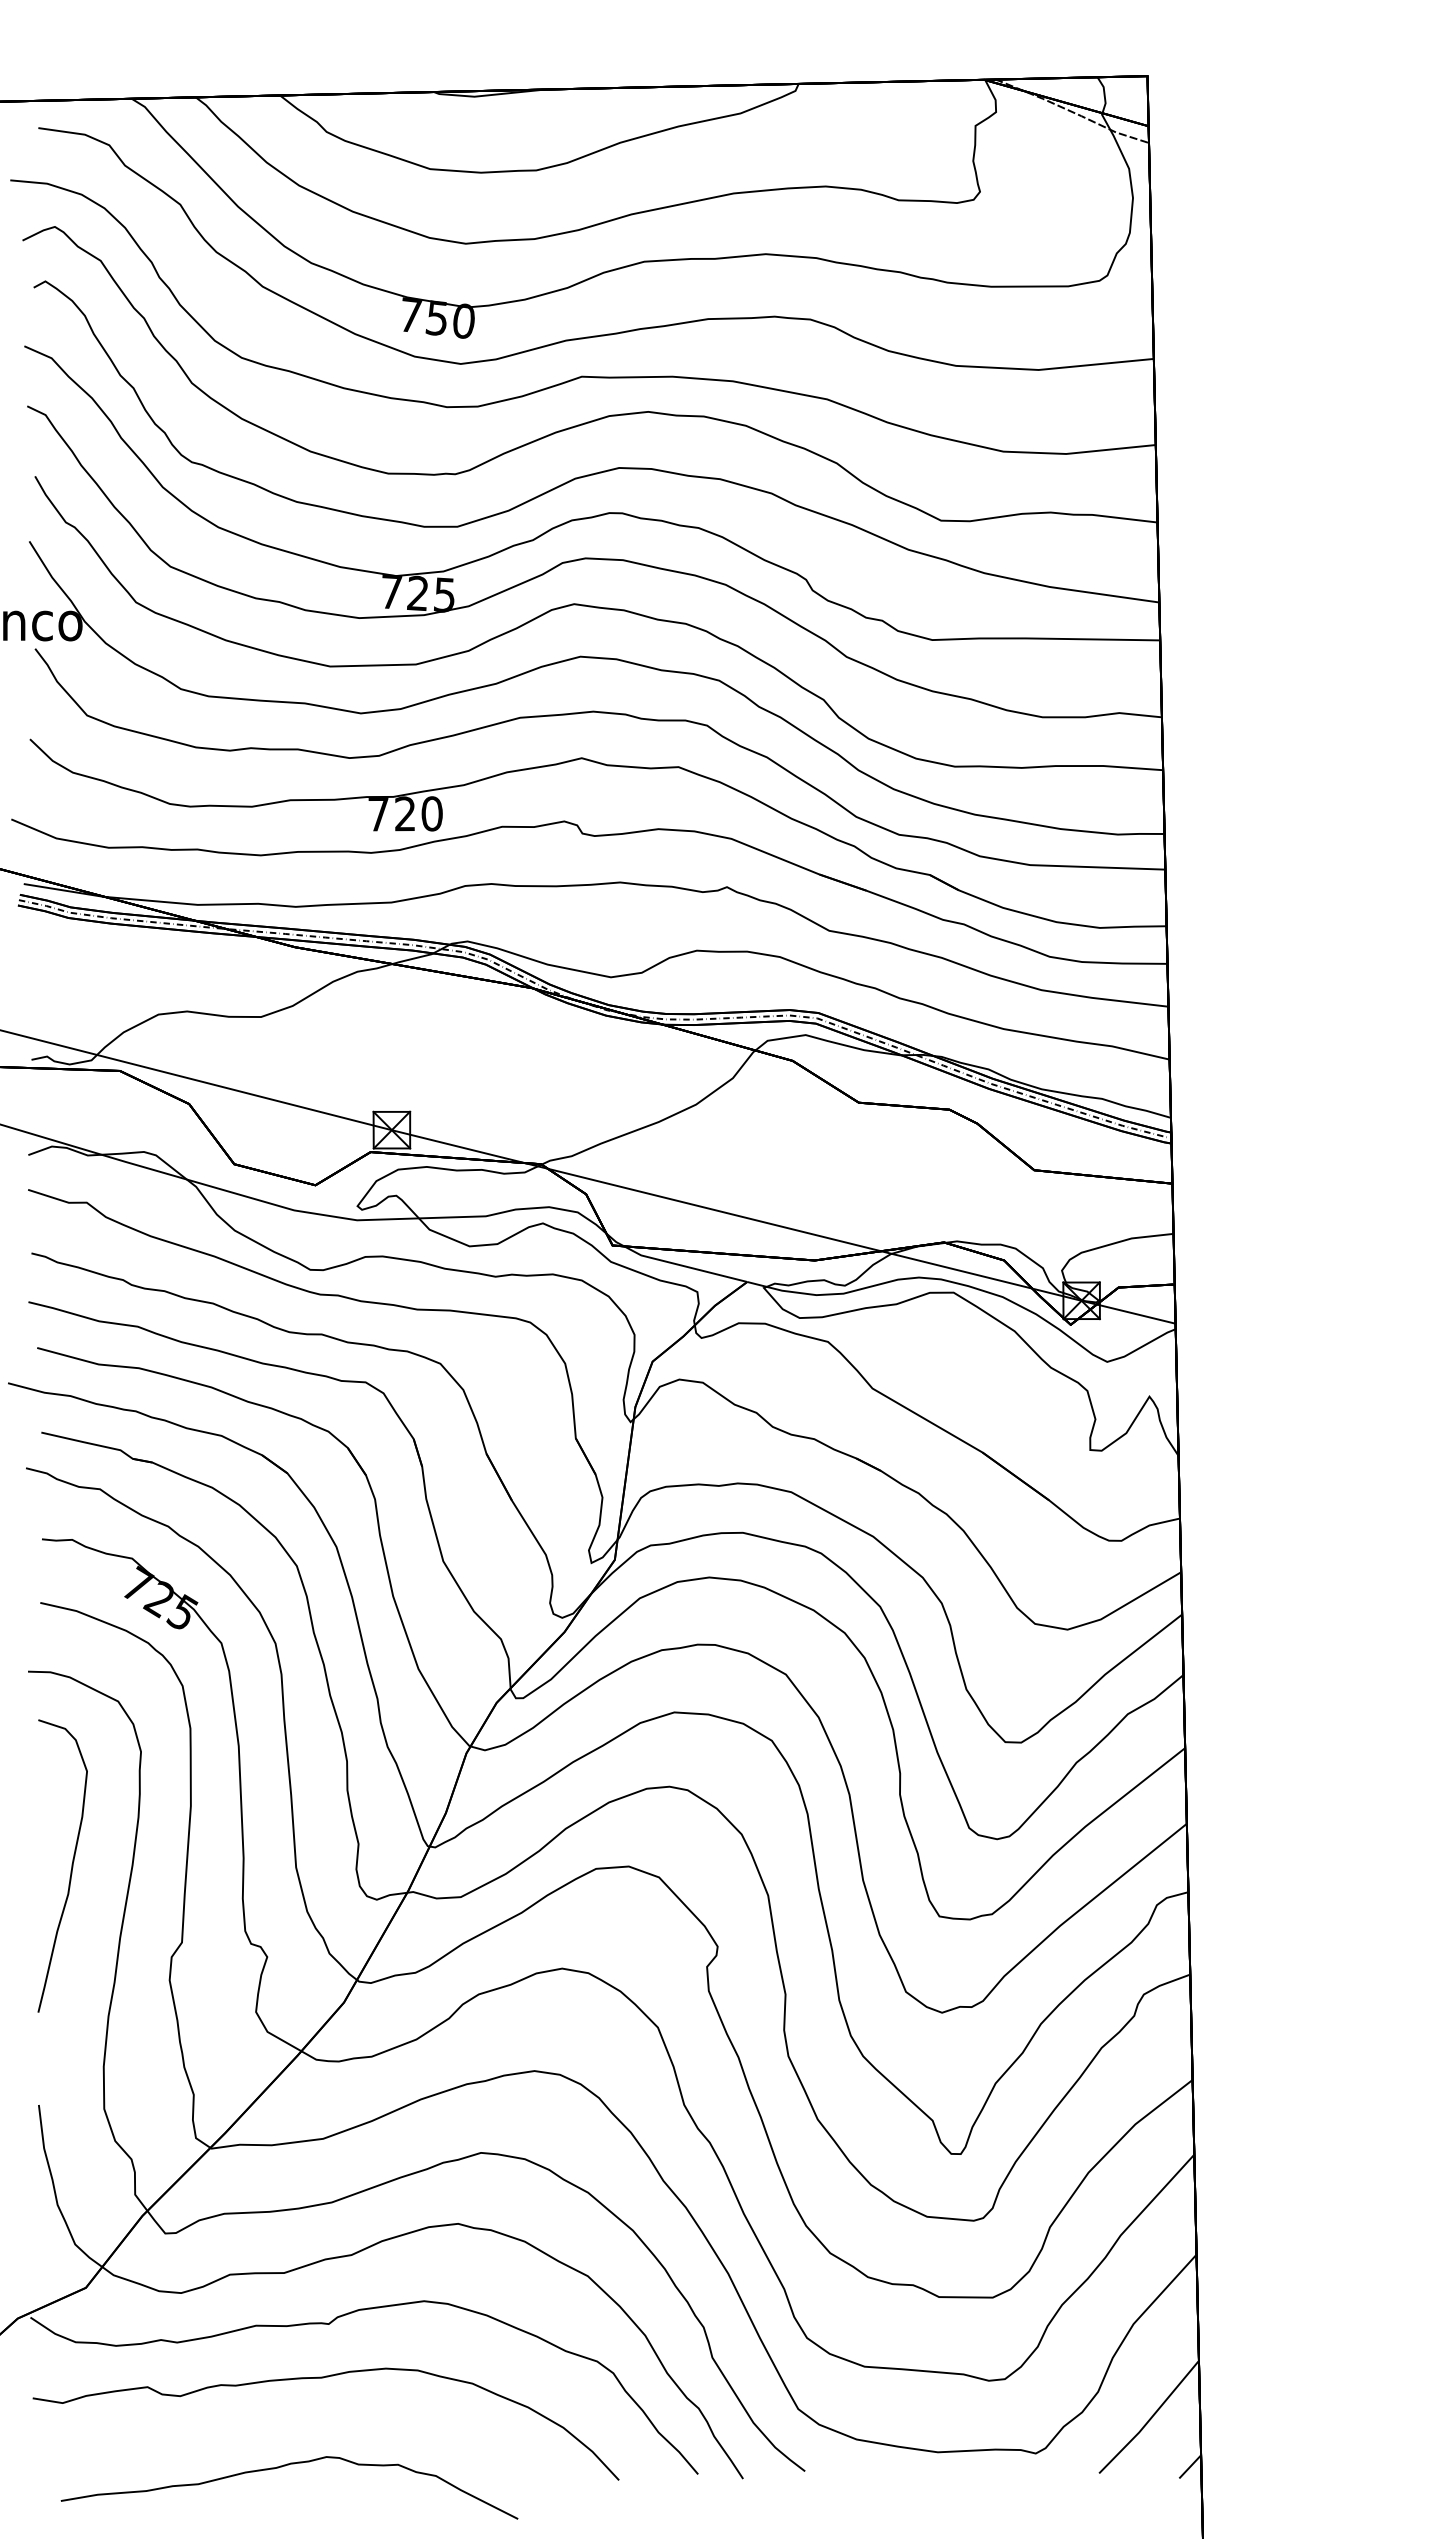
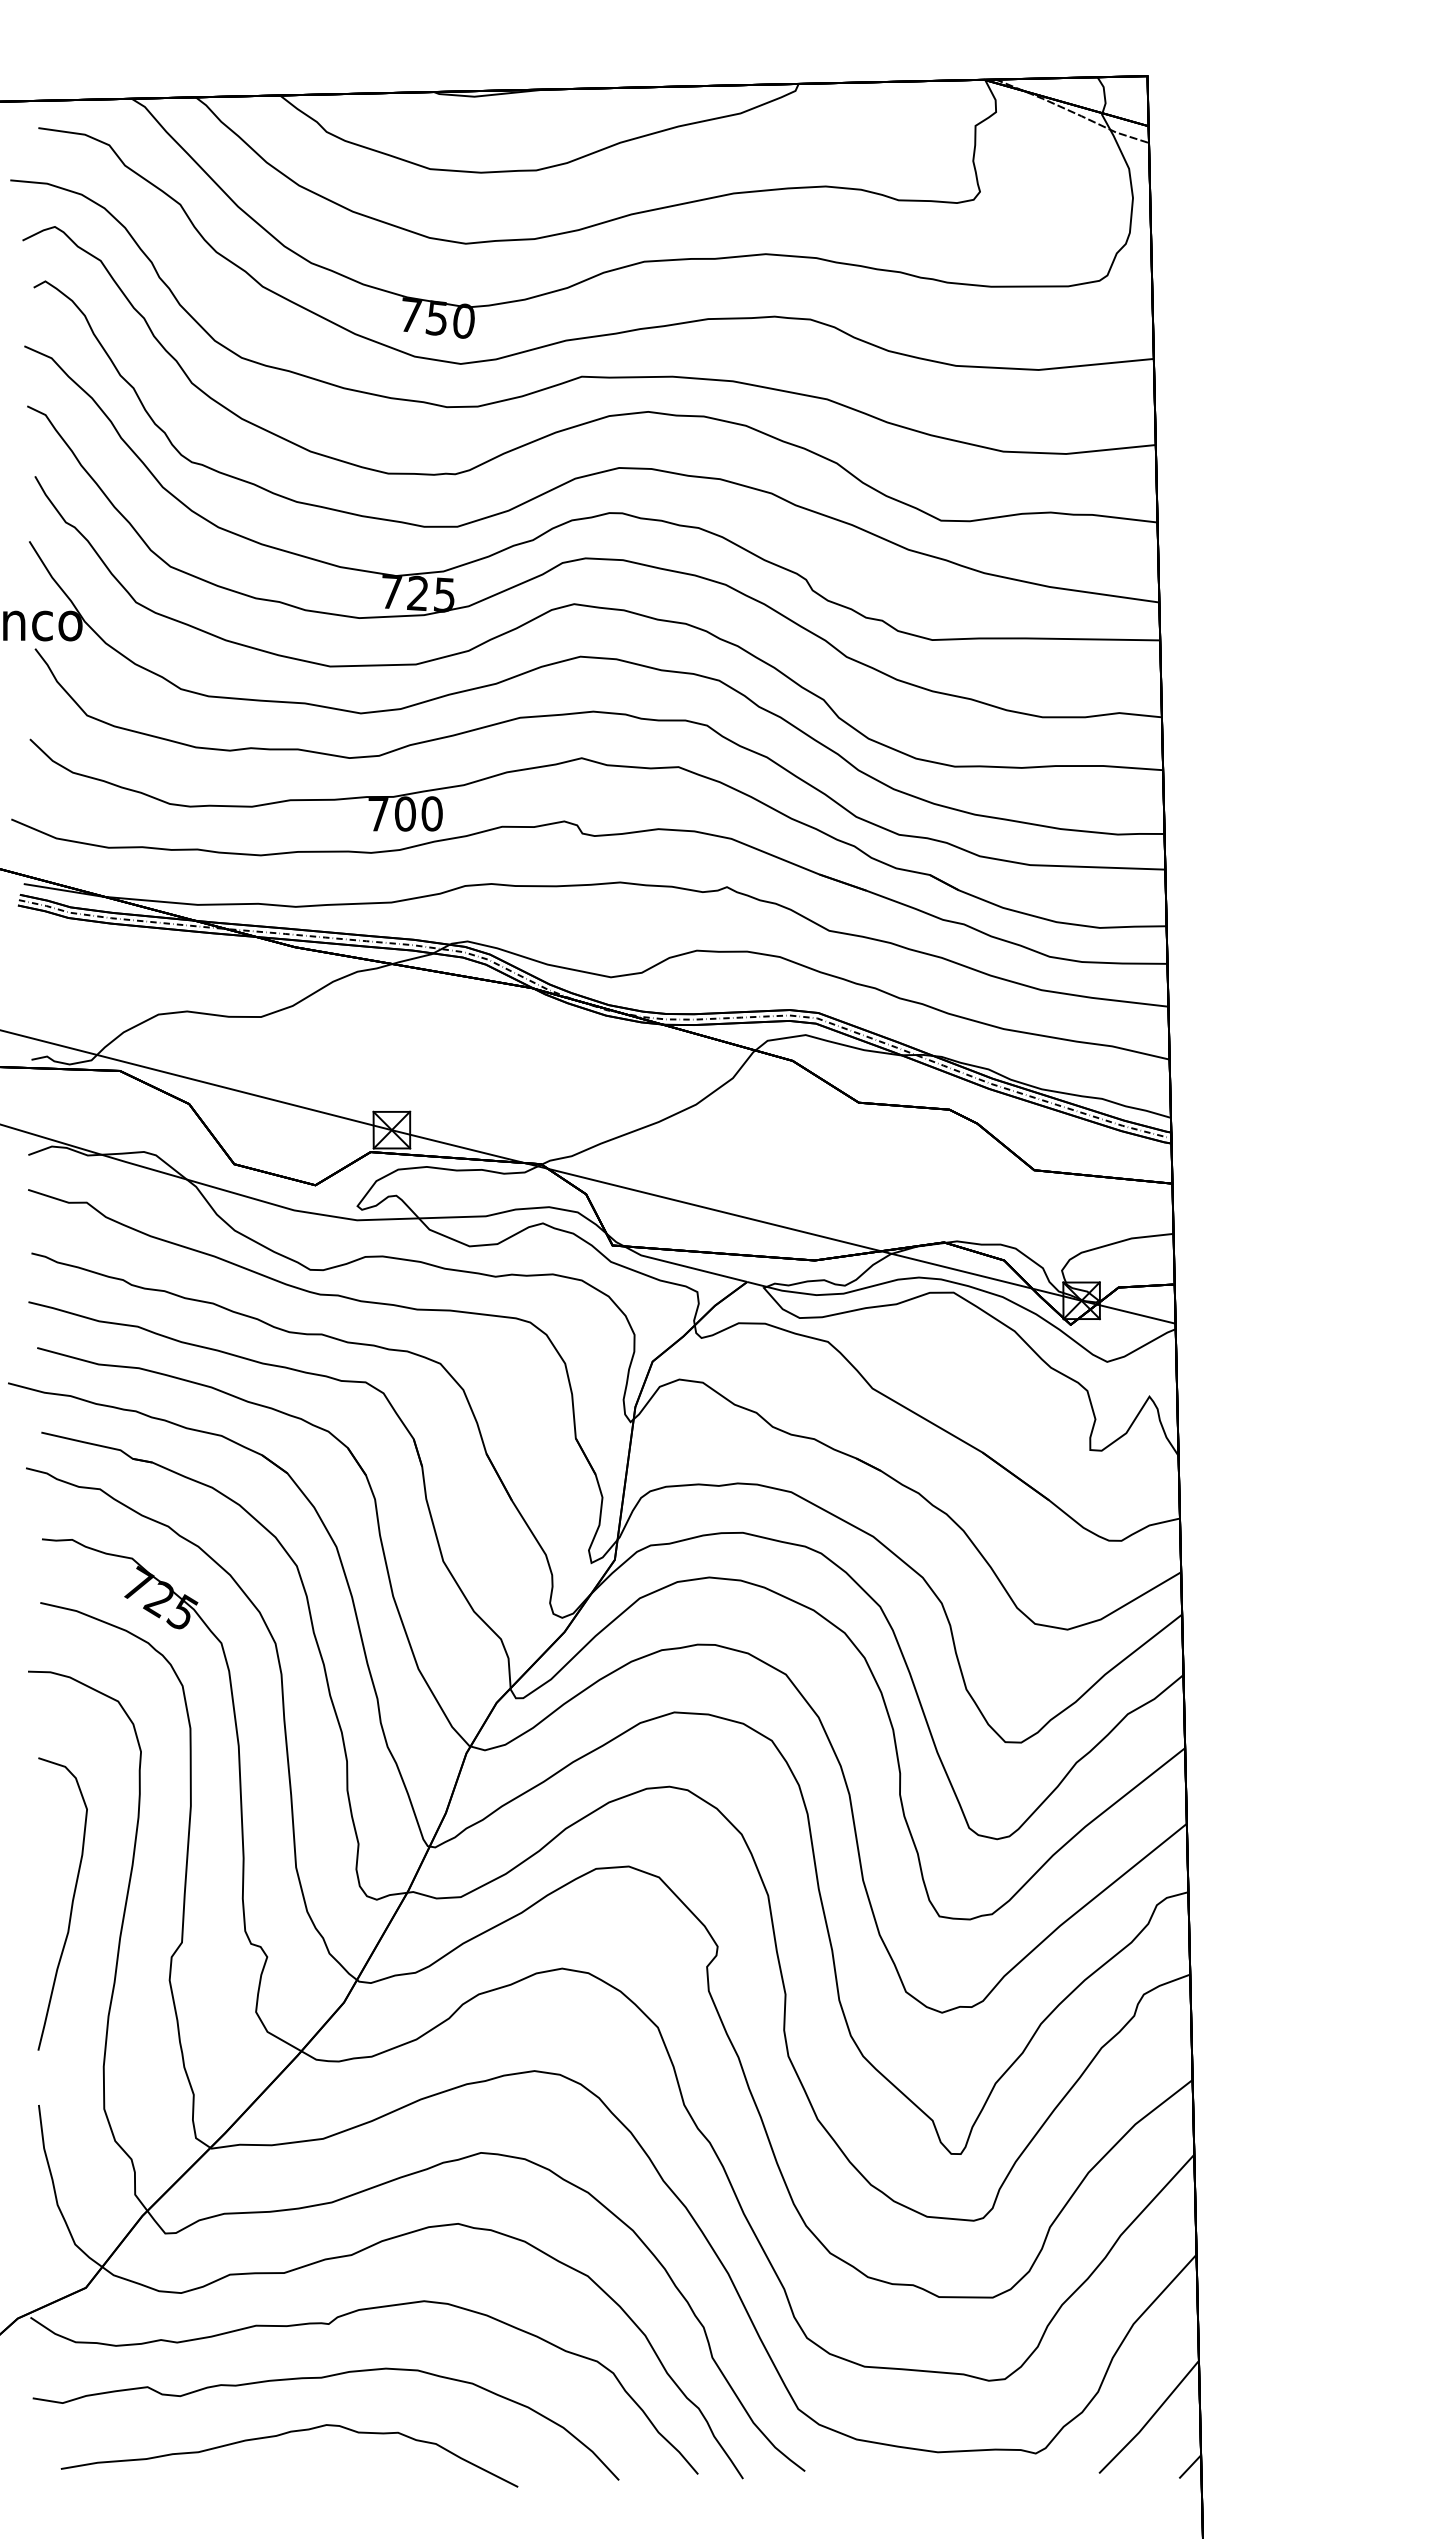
text: 720 -> 700 (404, 813)
curve position: (71, 1865) -> (71, 1903) (71, 1903)
curve position: (282, 2467) -> (282, 2435) (282, 2435)
